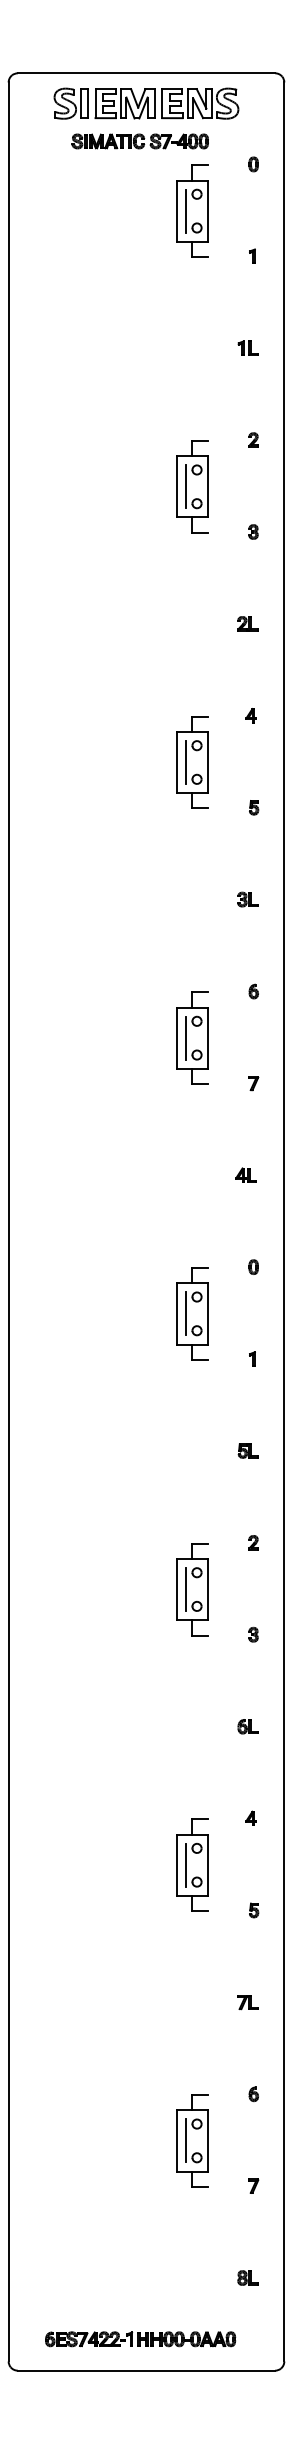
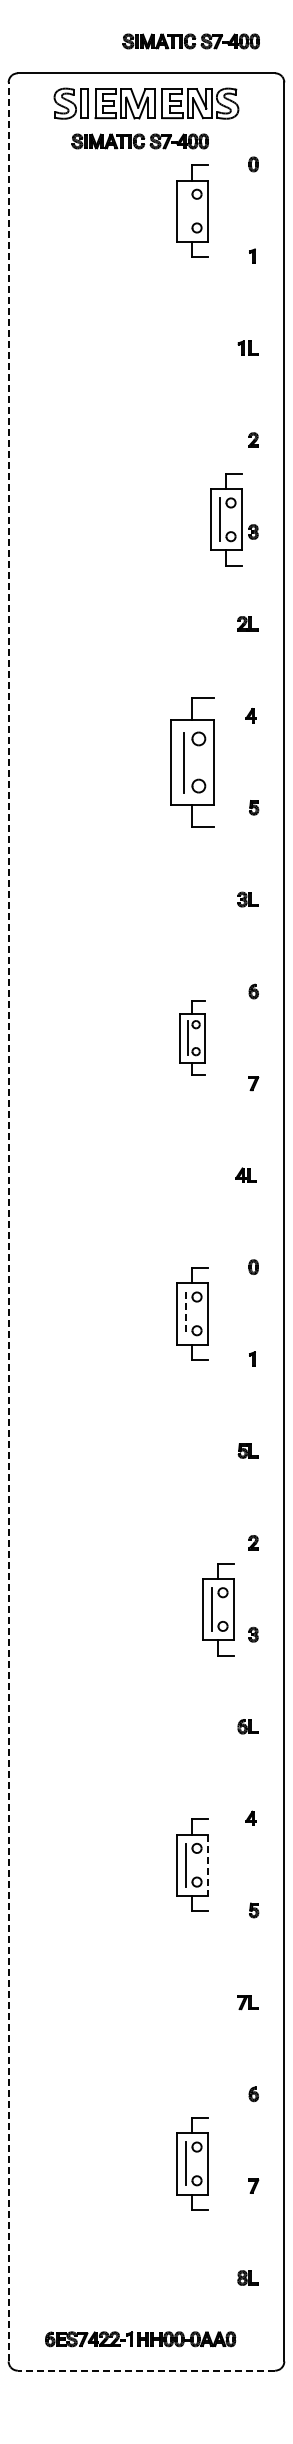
part: none -> present (190, 41)
line: present -> none (186, 210)
part position: (192, 486) -> (226, 519) (226, 519)
part size: 33x93 px -> 45x131 px (192, 762)
part size: 33x94 px -> 27x76 px (192, 1037)
line: solid -> dashed (8, 1221)
line: solid -> dashed (186, 1314)
part position: (192, 1589) -> (218, 1609) (218, 1609)
line: solid -> dashed (207, 1865)
part position: (192, 2140) -> (192, 2163) (192, 2163)
line: solid -> dashed (146, 2370)
